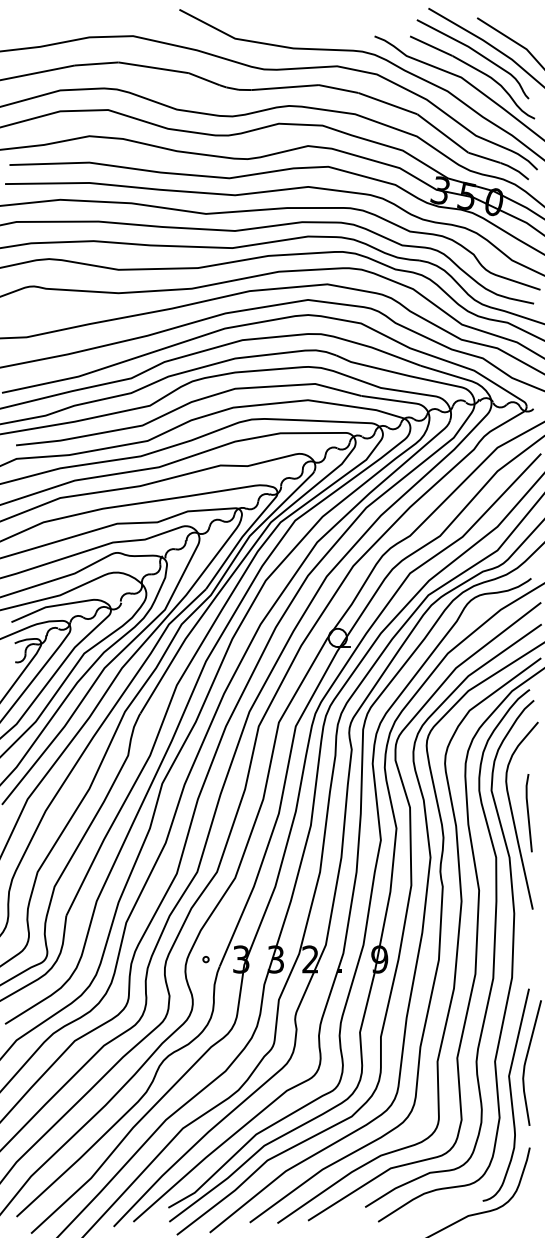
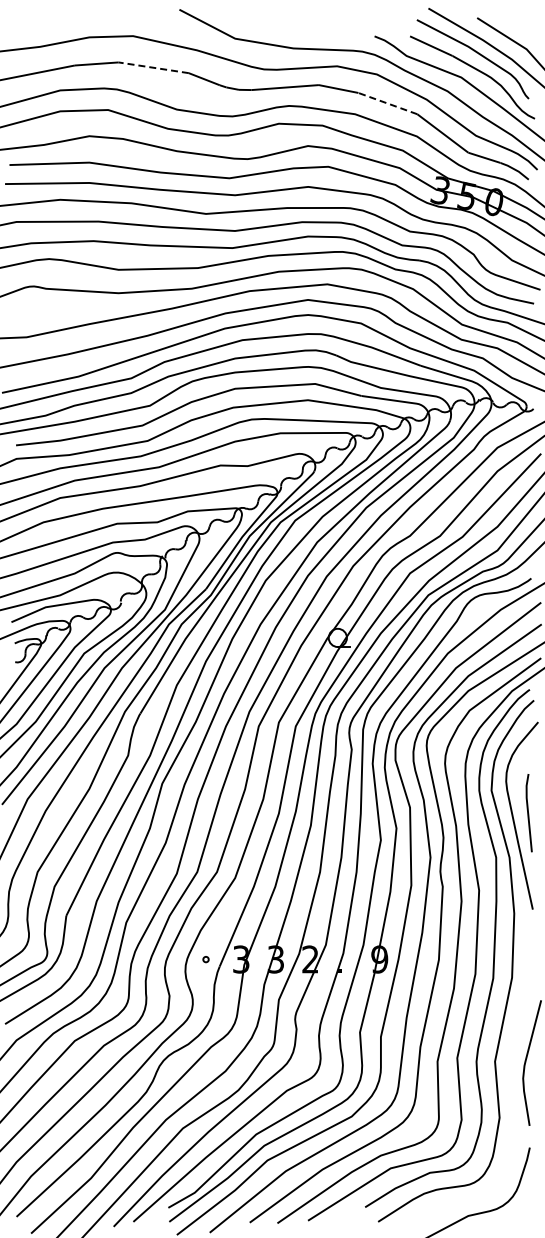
line: solid -> dashed (153, 67)
line: solid -> dashed (387, 103)
curve: present -> none (509, 1092)
